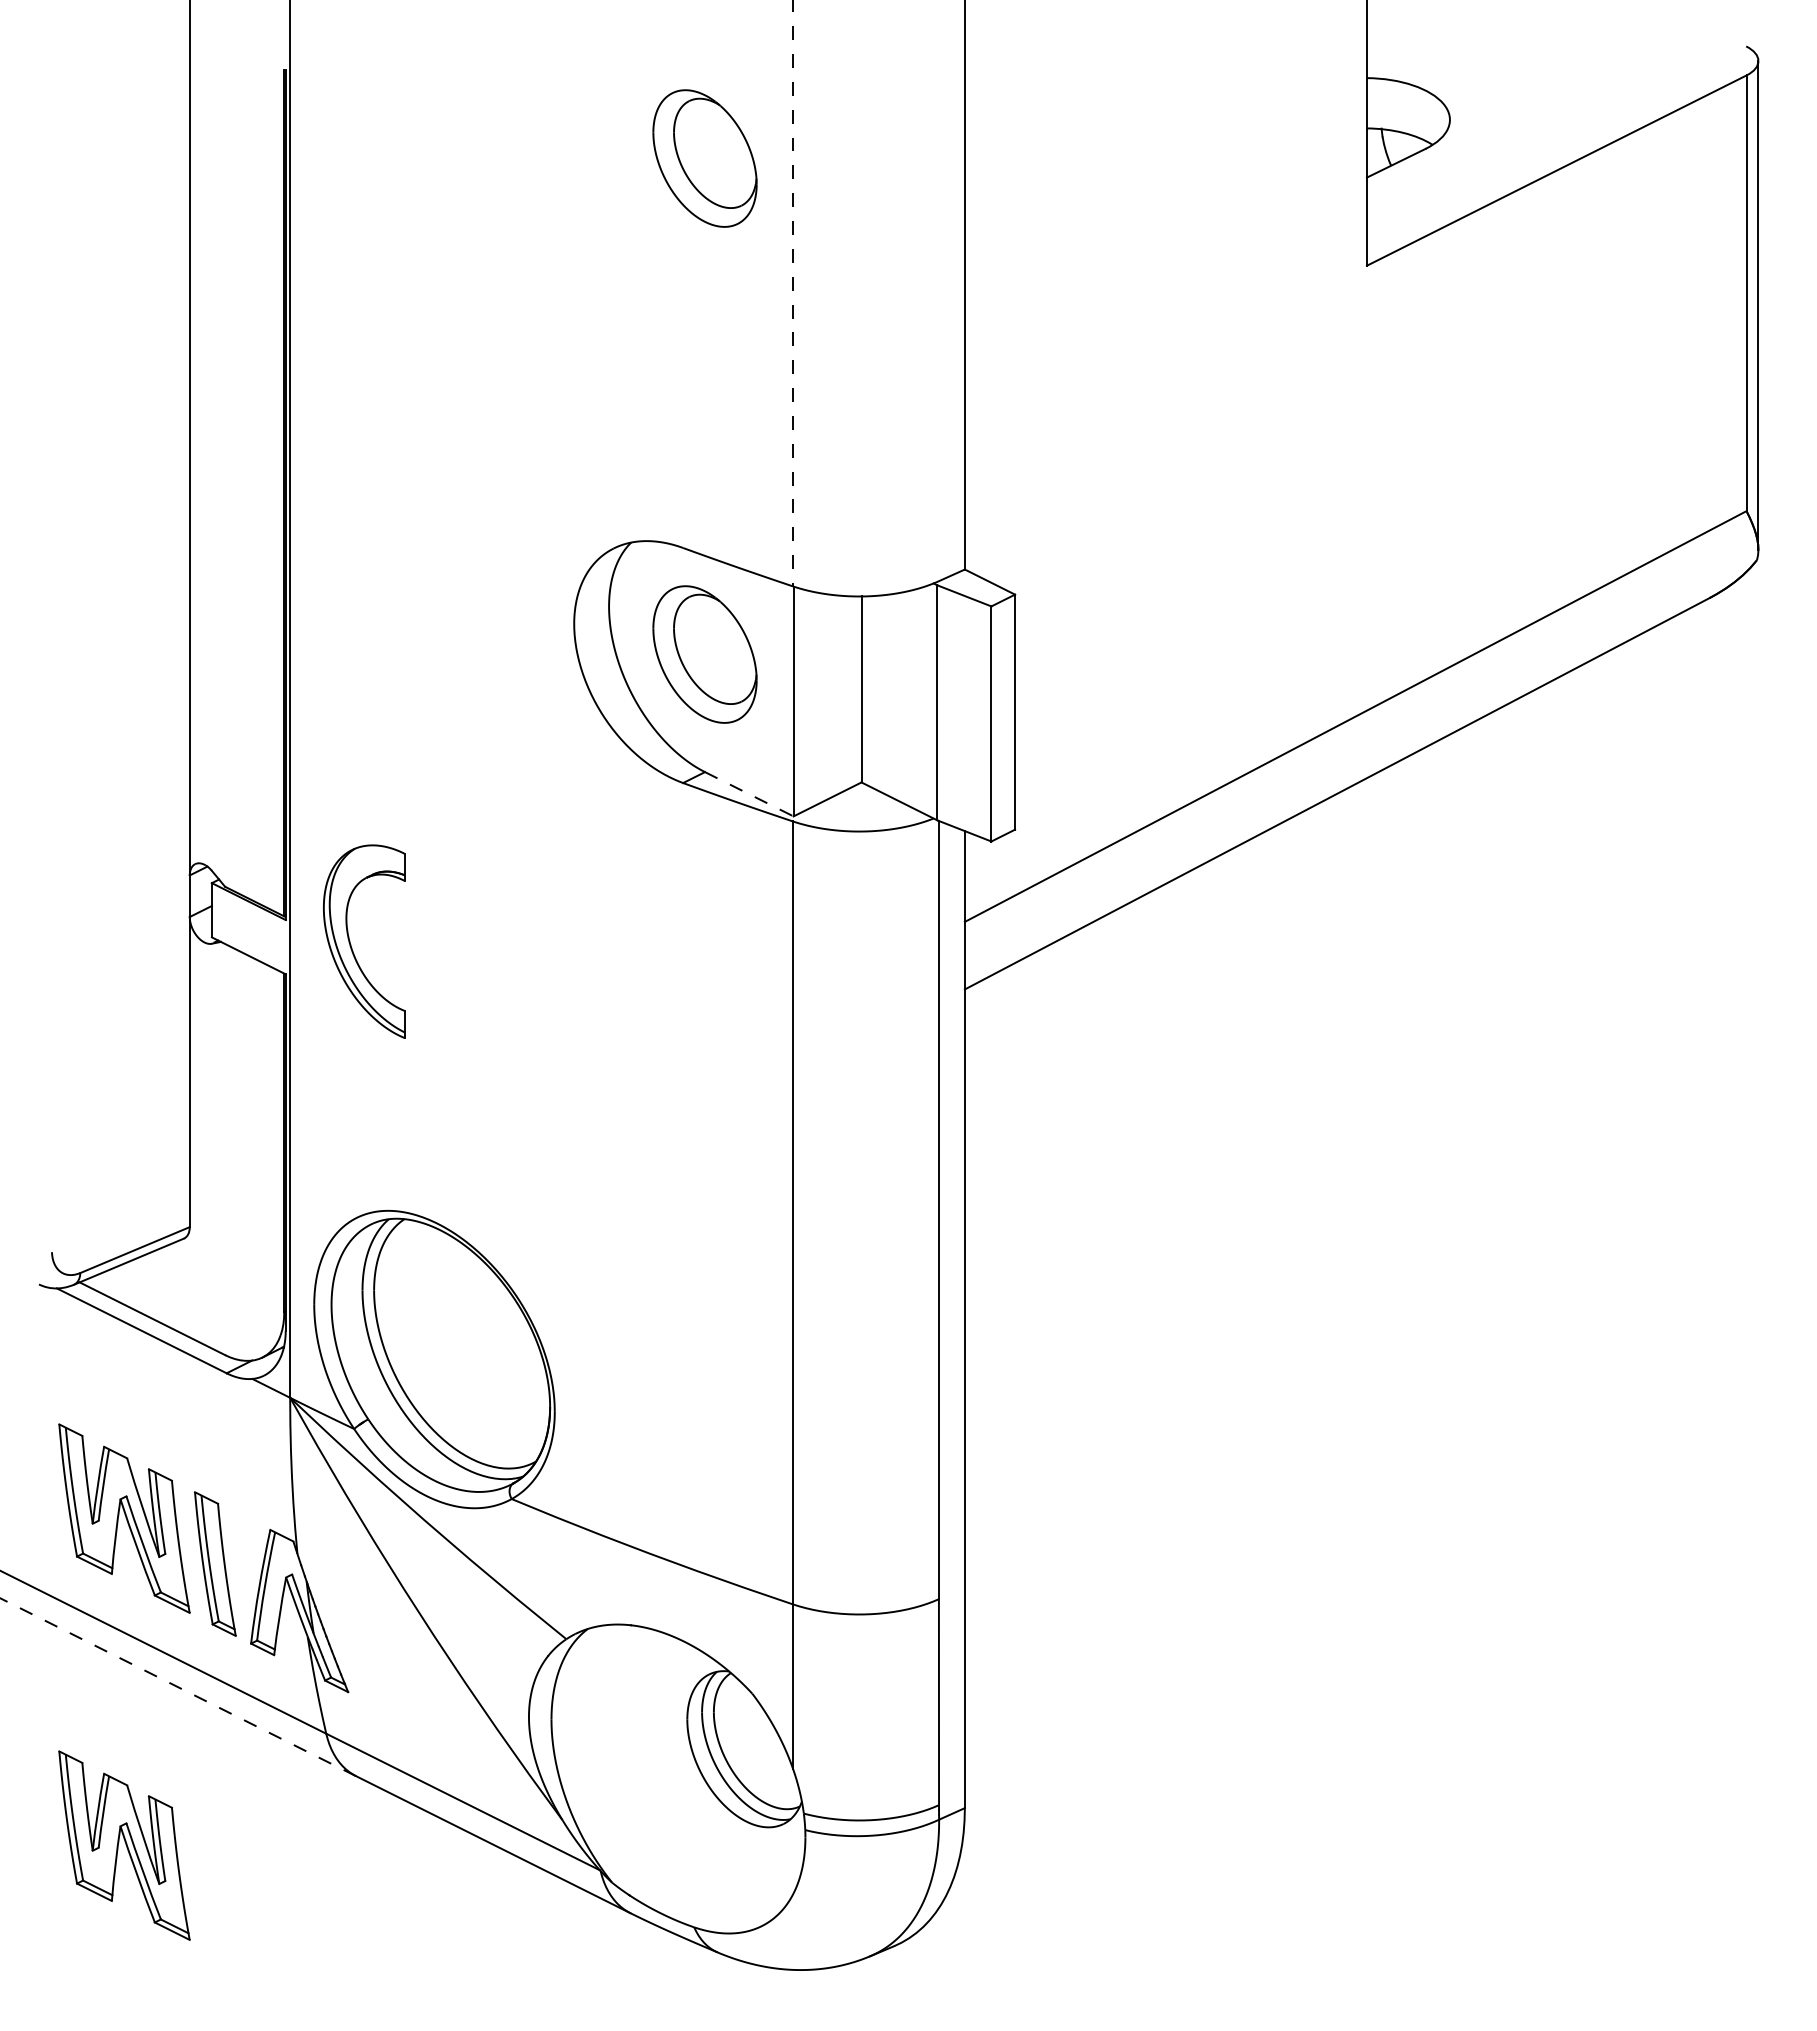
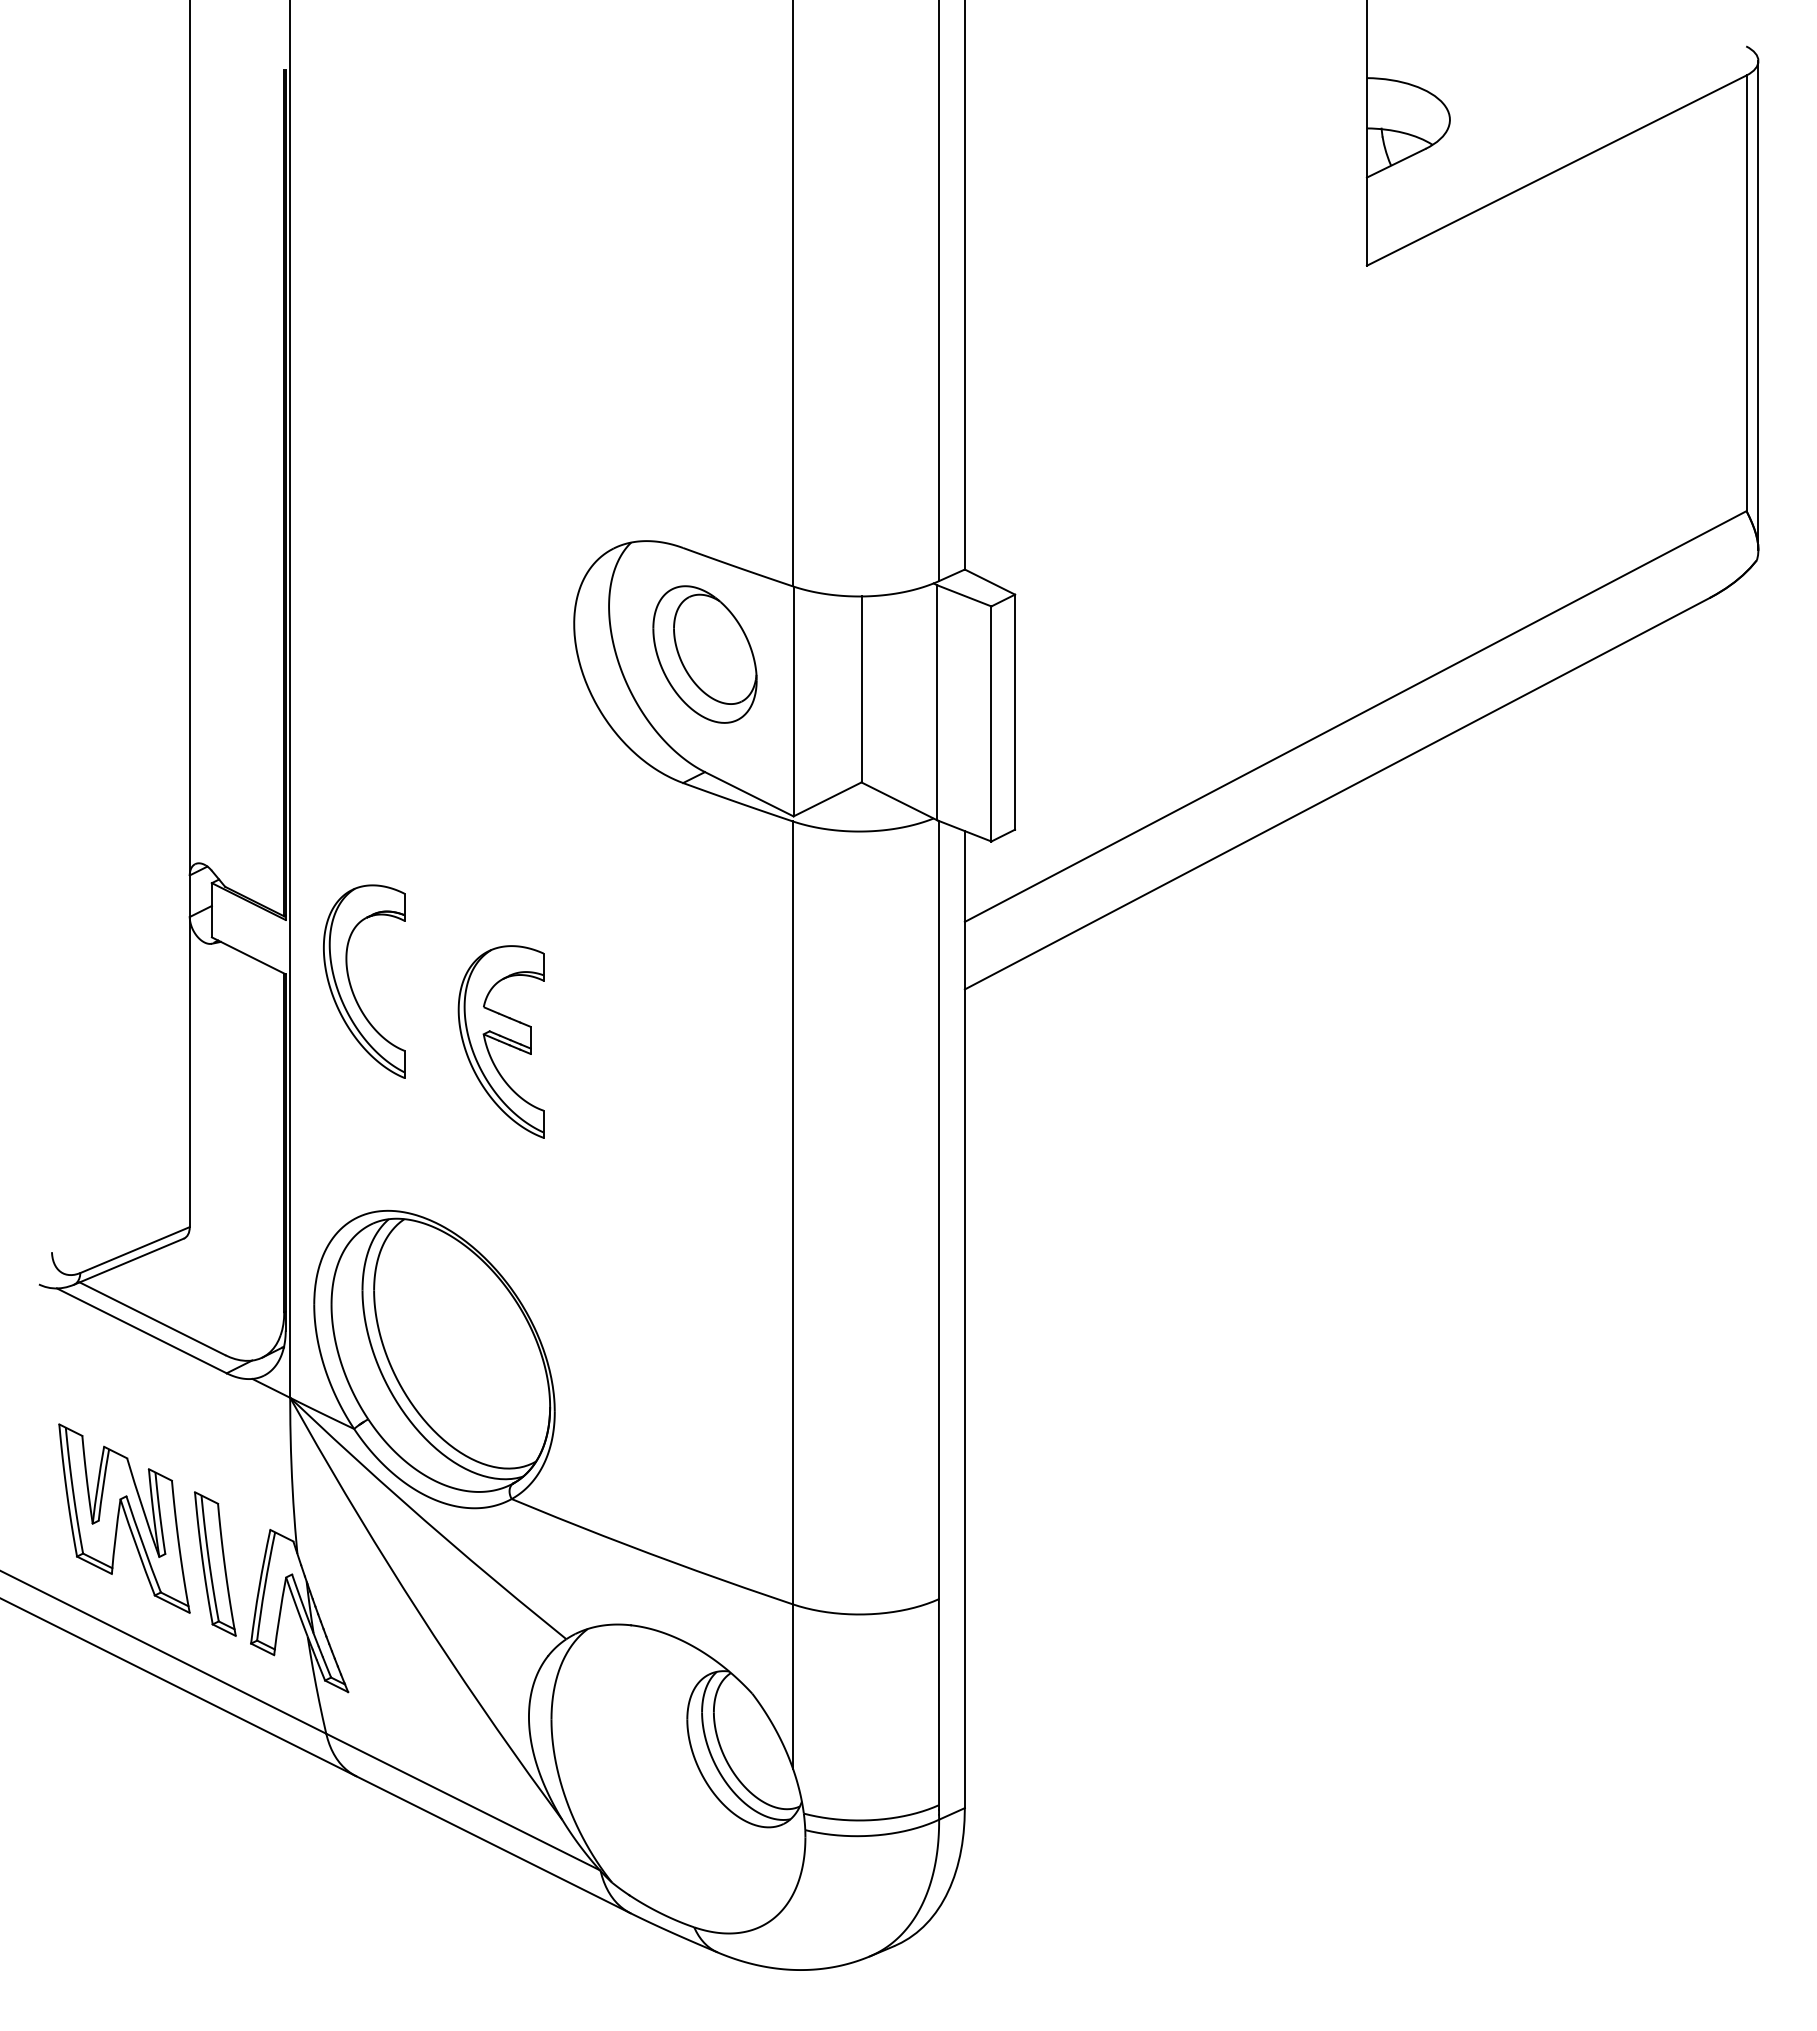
part: present -> none (704, 158)
line: none -> present (938, 291)
line: dashed -> solid (793, 293)
line: dashed -> solid (749, 794)
part position: (351, 944) -> (351, 984) (351, 984)
part: none -> present (500, 1041)
line: dashed -> solid (178, 1687)
part: present -> none (124, 1845)
